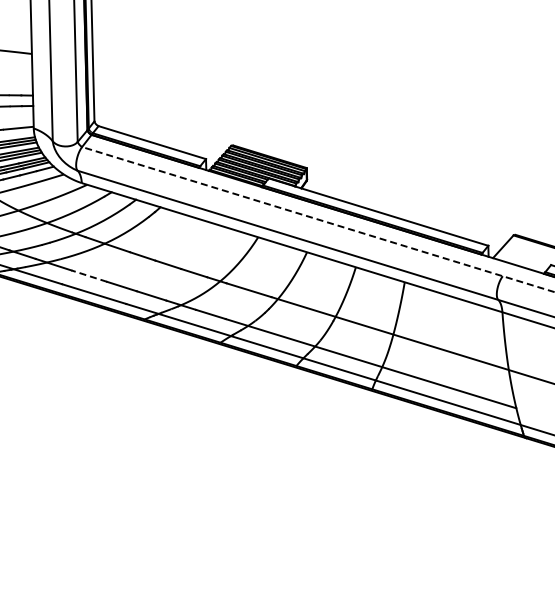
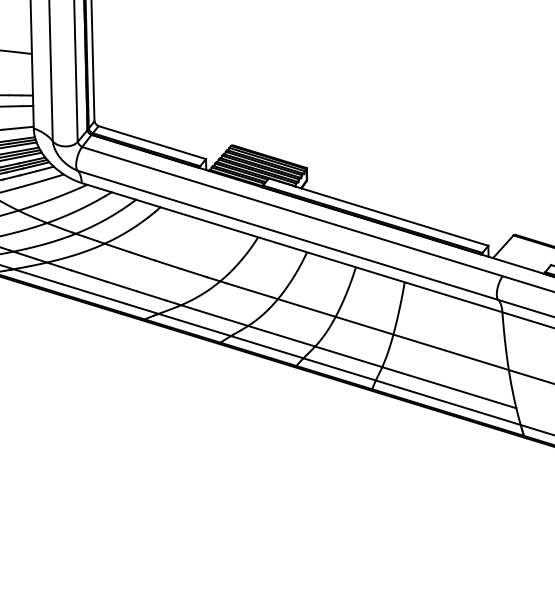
line: dashed -> solid (318, 219)
line: dashed -> solid (89, 276)
